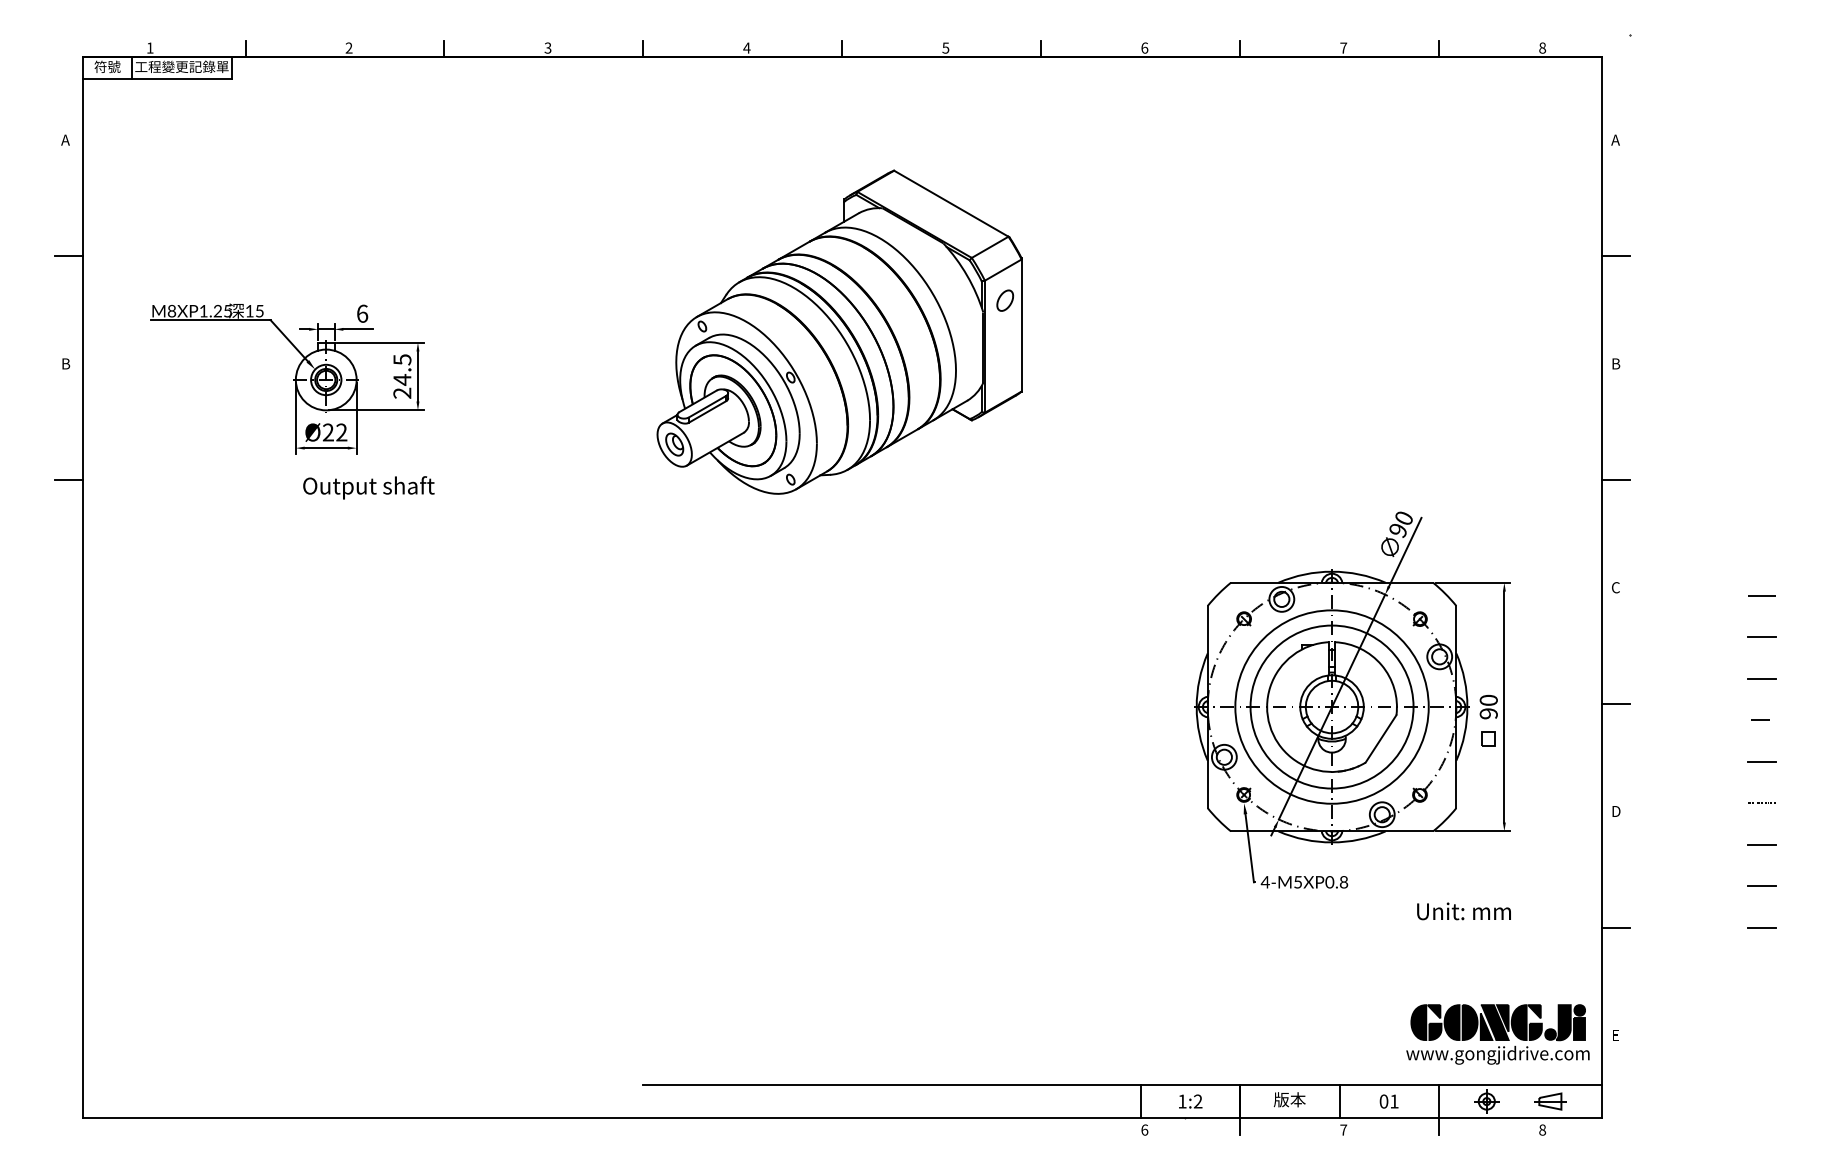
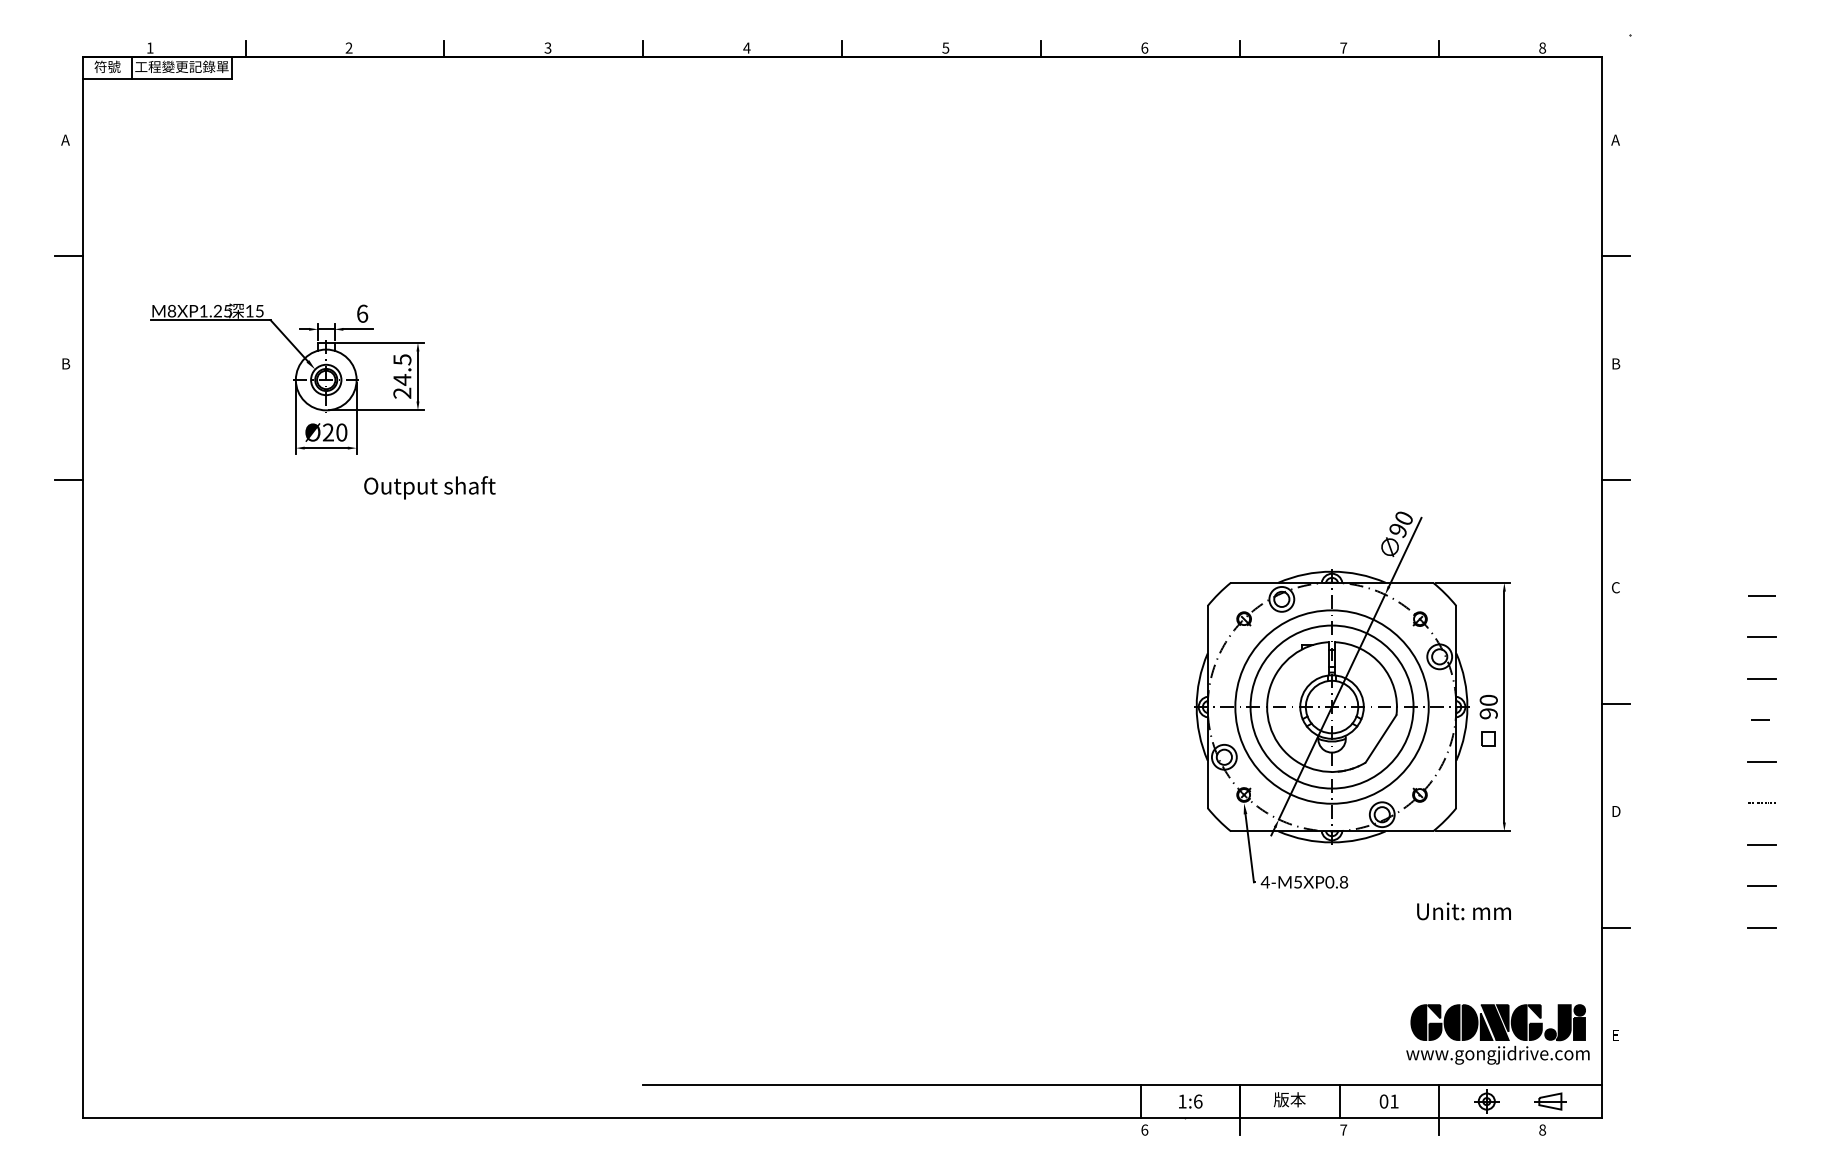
part: present -> none (839, 331)
text: Ø22 -> Ø20 (341, 432)
text position: (368, 487) -> (429, 487) (429, 487)
text: 1:2 -> 1:6 (1198, 1101)
